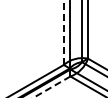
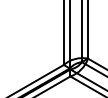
line: dashed -> solid (63, 32)
line: dashed -> solid (51, 87)
